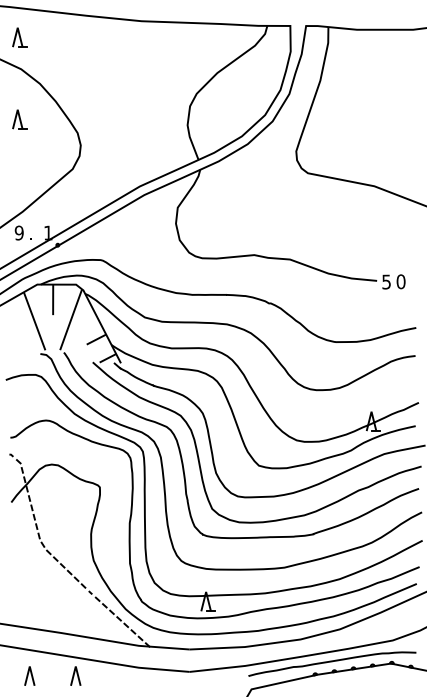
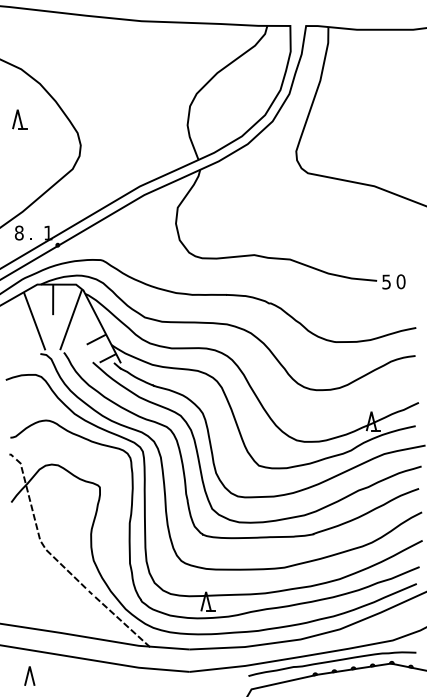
part: present -> none (19, 37)
text: 9 -> 8 (18, 232)
line: present -> none (74, 675)
